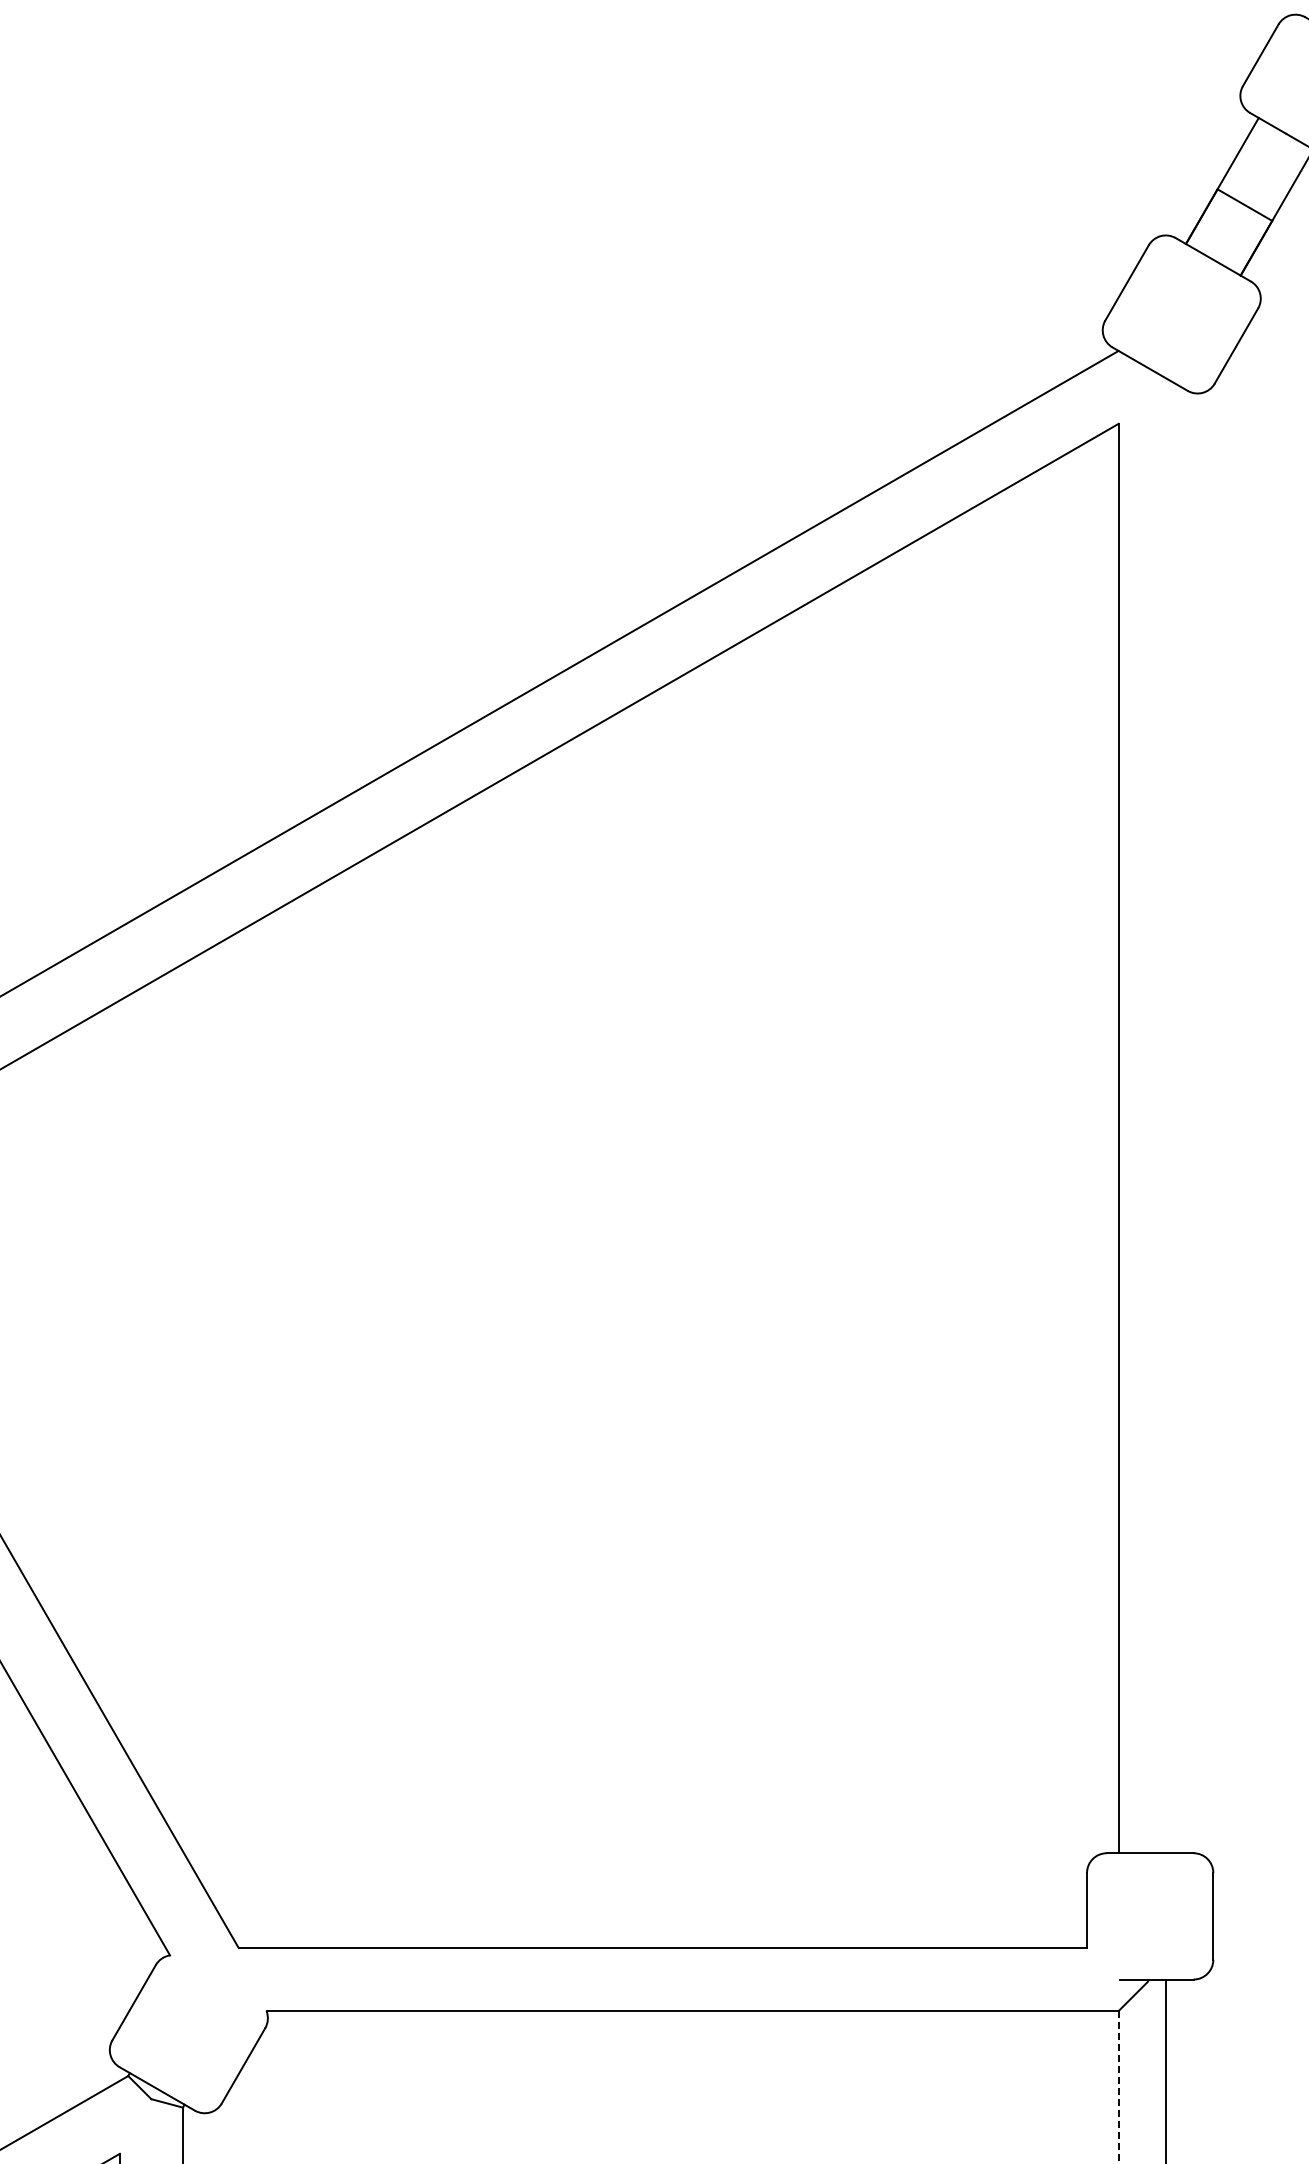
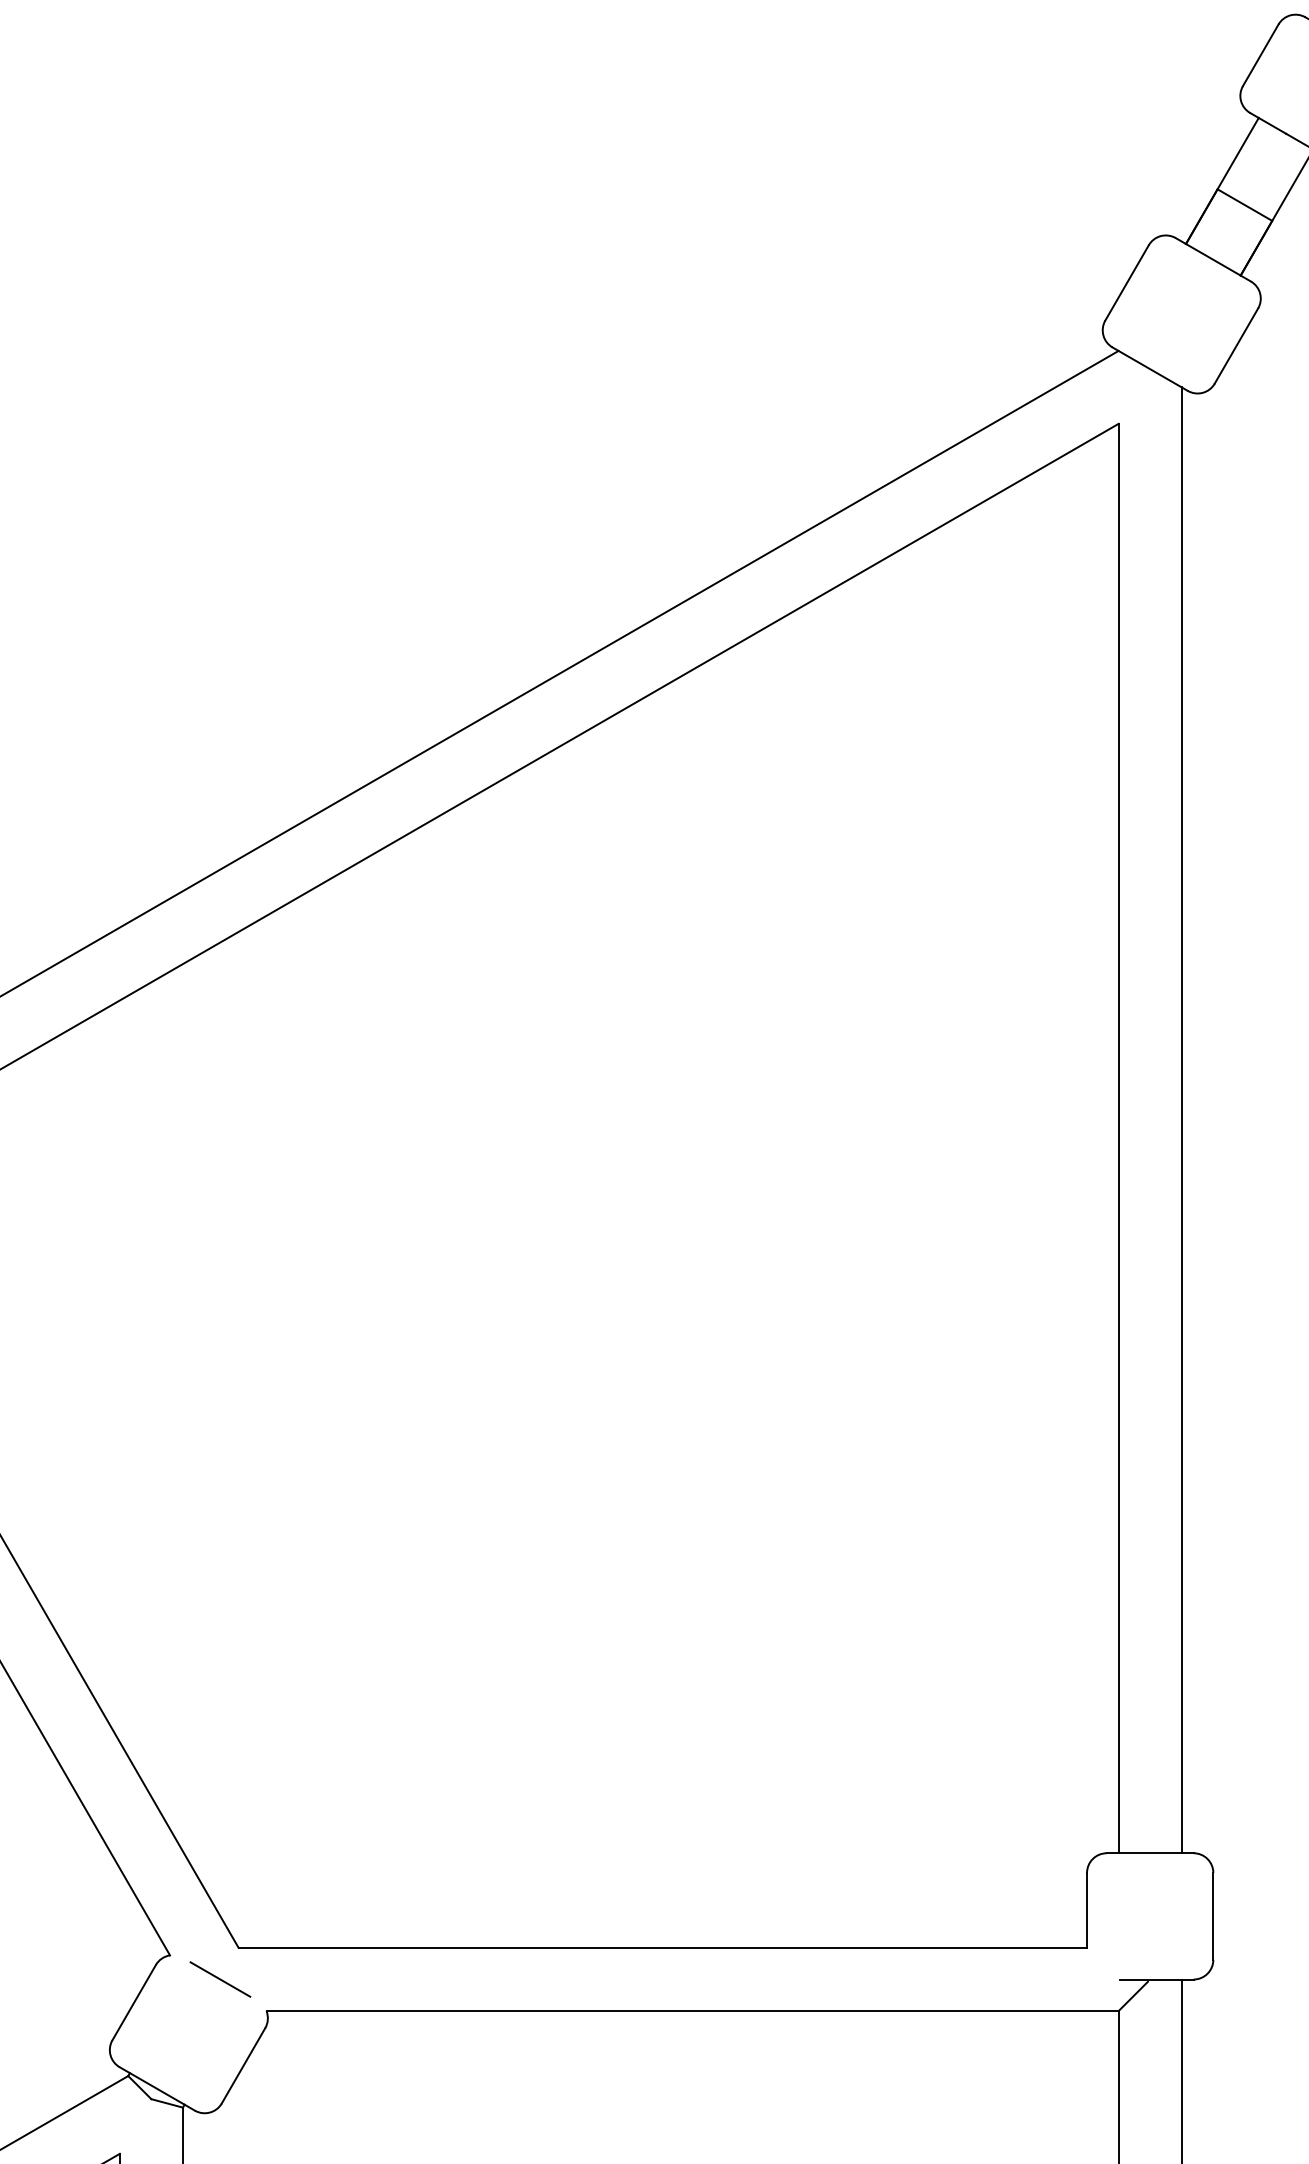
line: none -> present (1181, 1120)
line: none -> present (220, 1979)
line position: (1165, 2069) -> (1181, 2069) (1181, 2069)
line: dashed -> solid (1118, 2087)
